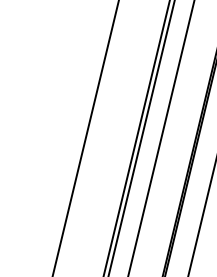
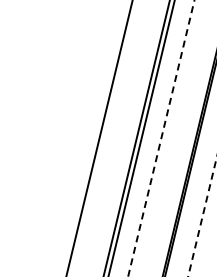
line position: (85, 137) -> (99, 137) (99, 137)
line: solid -> dashed (161, 138)
line: solid -> dashed (202, 216)
